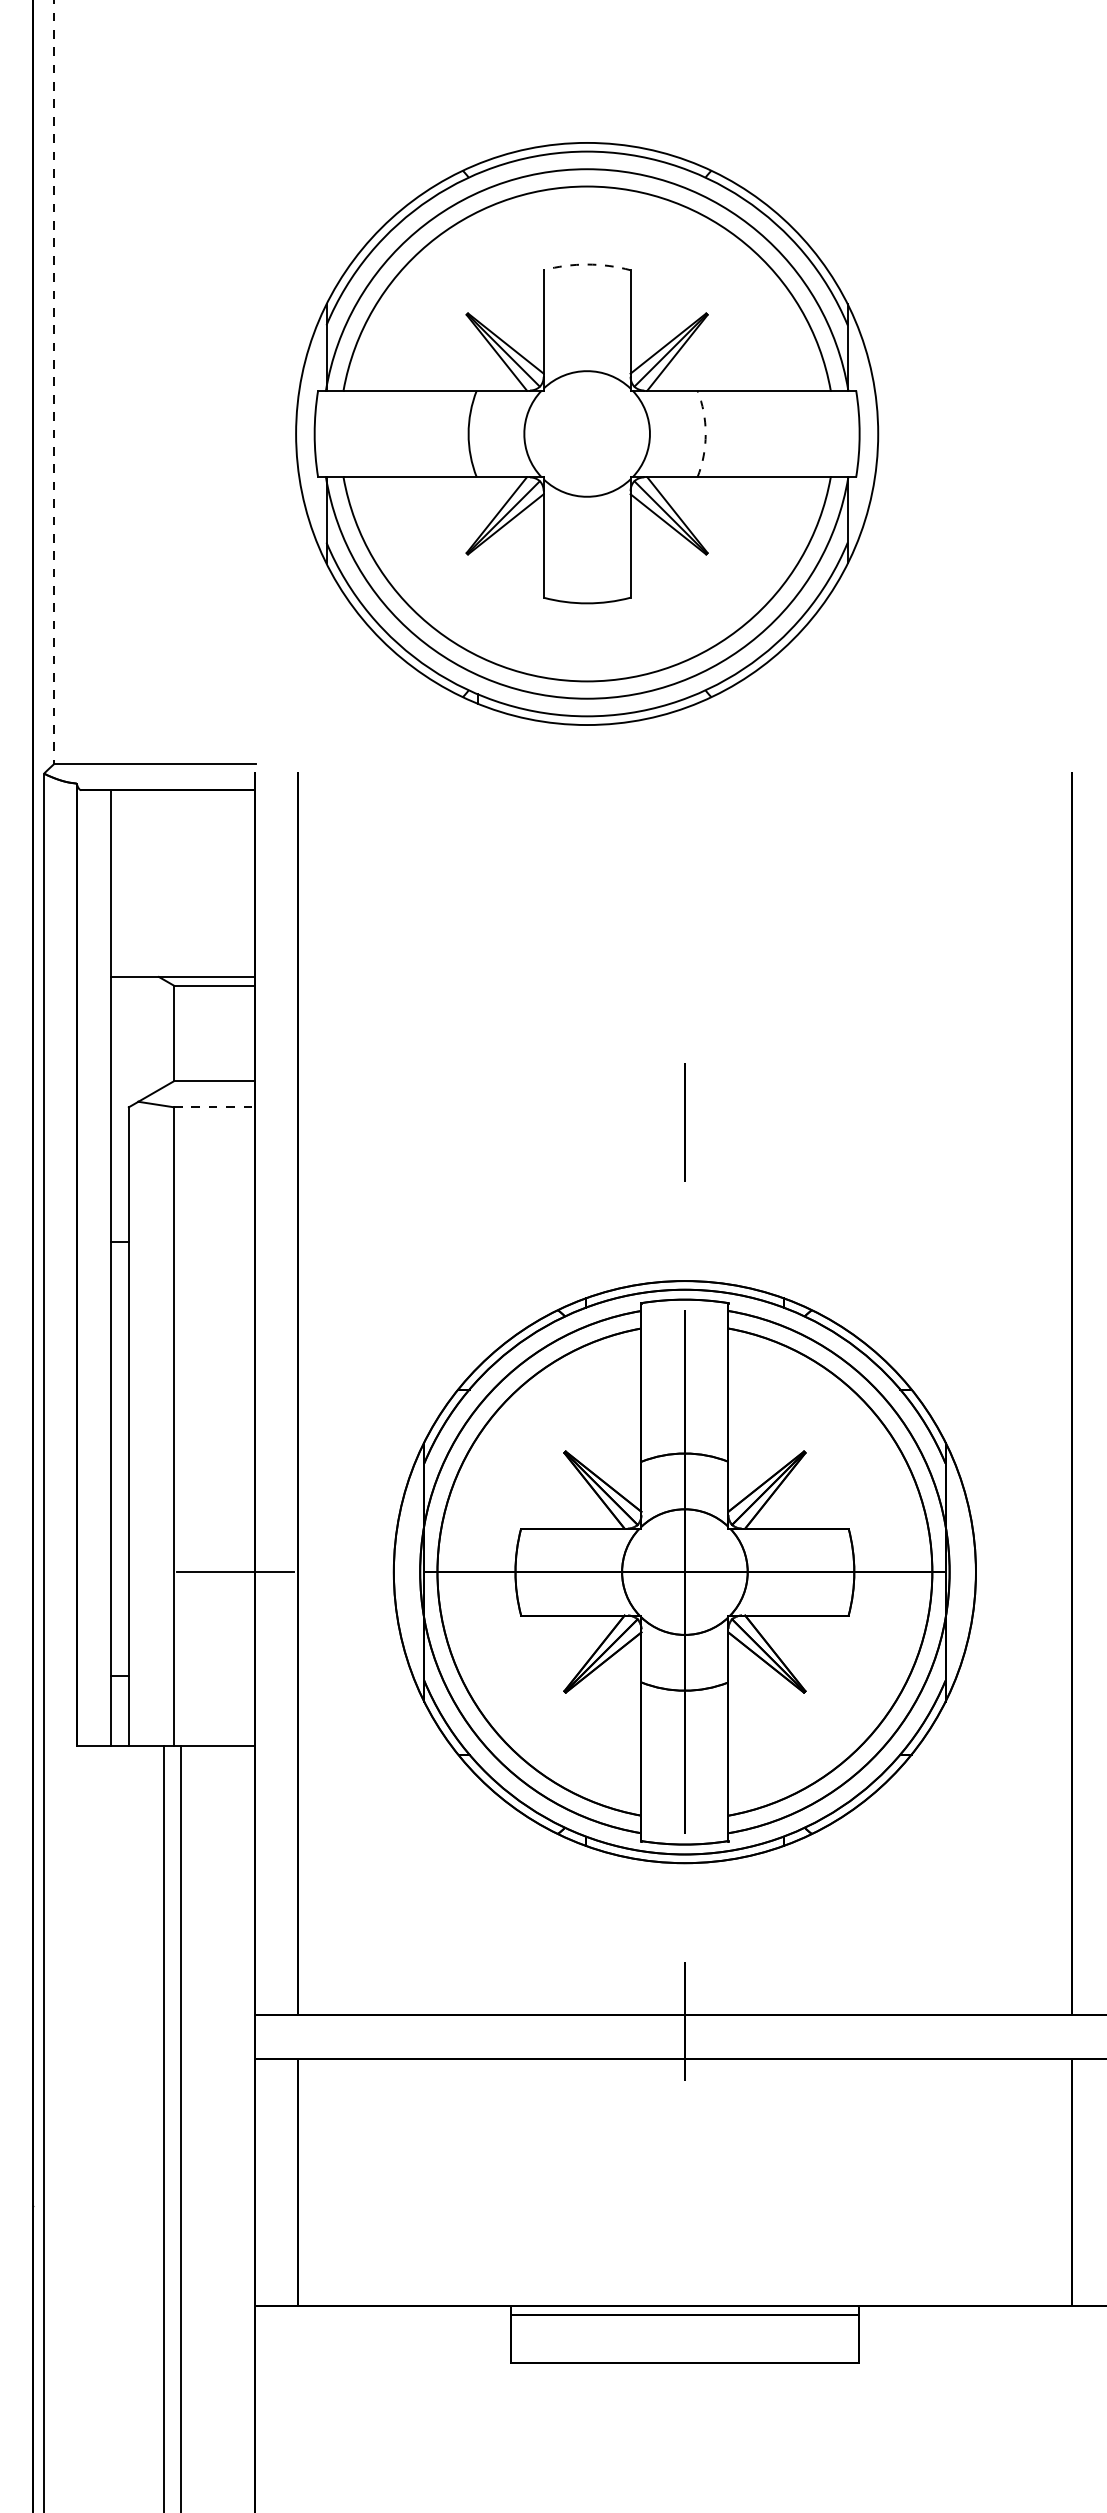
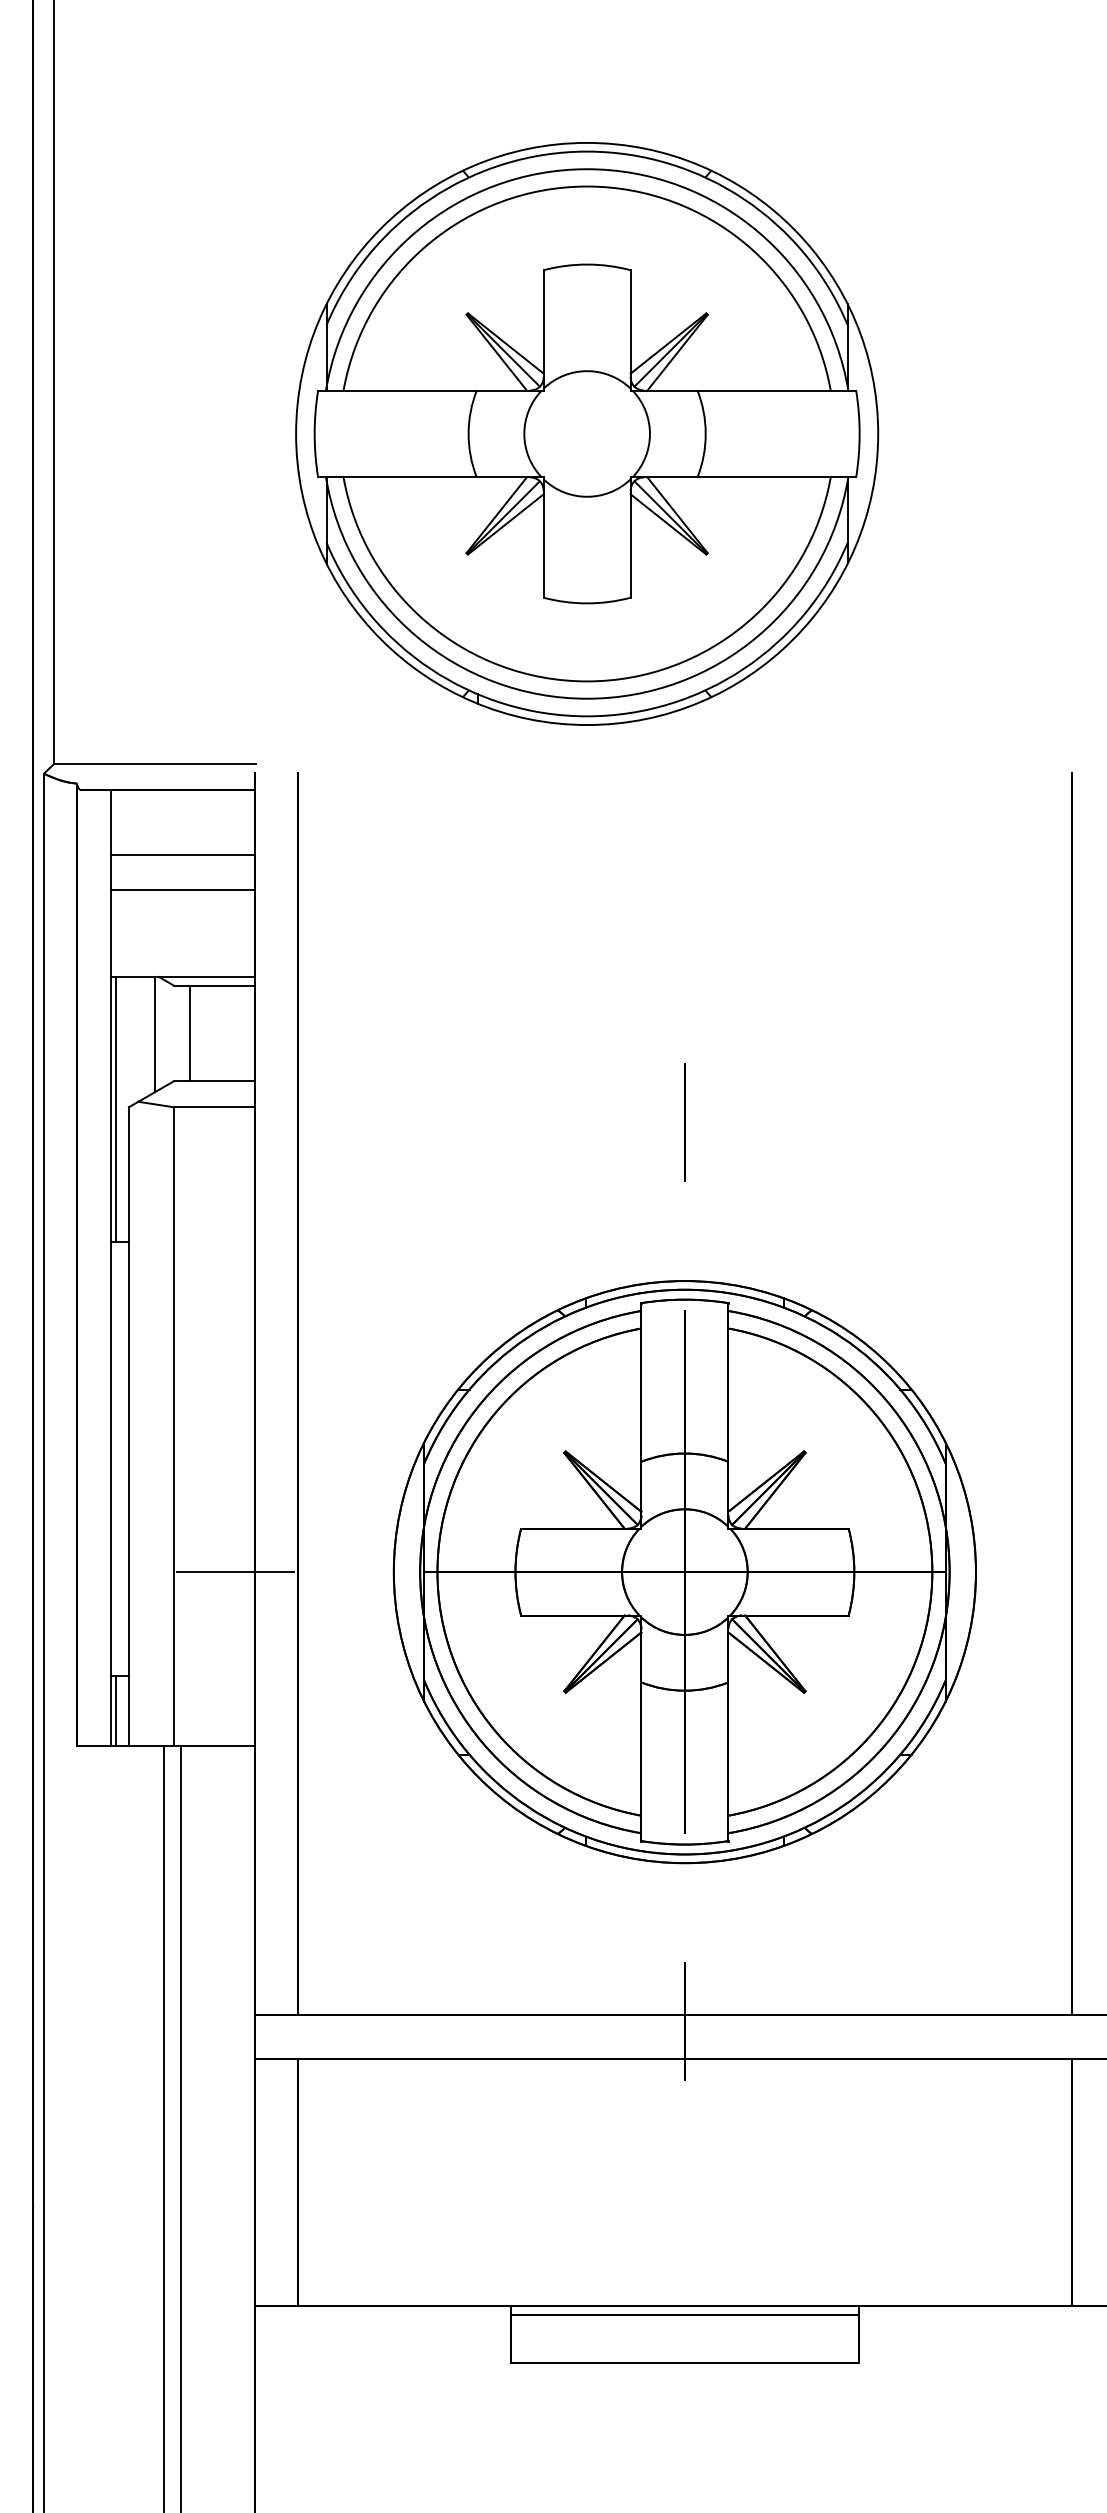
arc: dashed -> solid (587, 264)
line: dashed -> solid (54, 382)
arc: dashed -> solid (705, 433)
line: none -> present (182, 855)
line: none -> present (182, 890)
line position: (173, 1033) -> (189, 1033) (189, 1033)
line: none -> present (154, 1034)
line: dashed -> solid (214, 1107)
line: none -> present (115, 1108)
line: none -> present (115, 1710)
